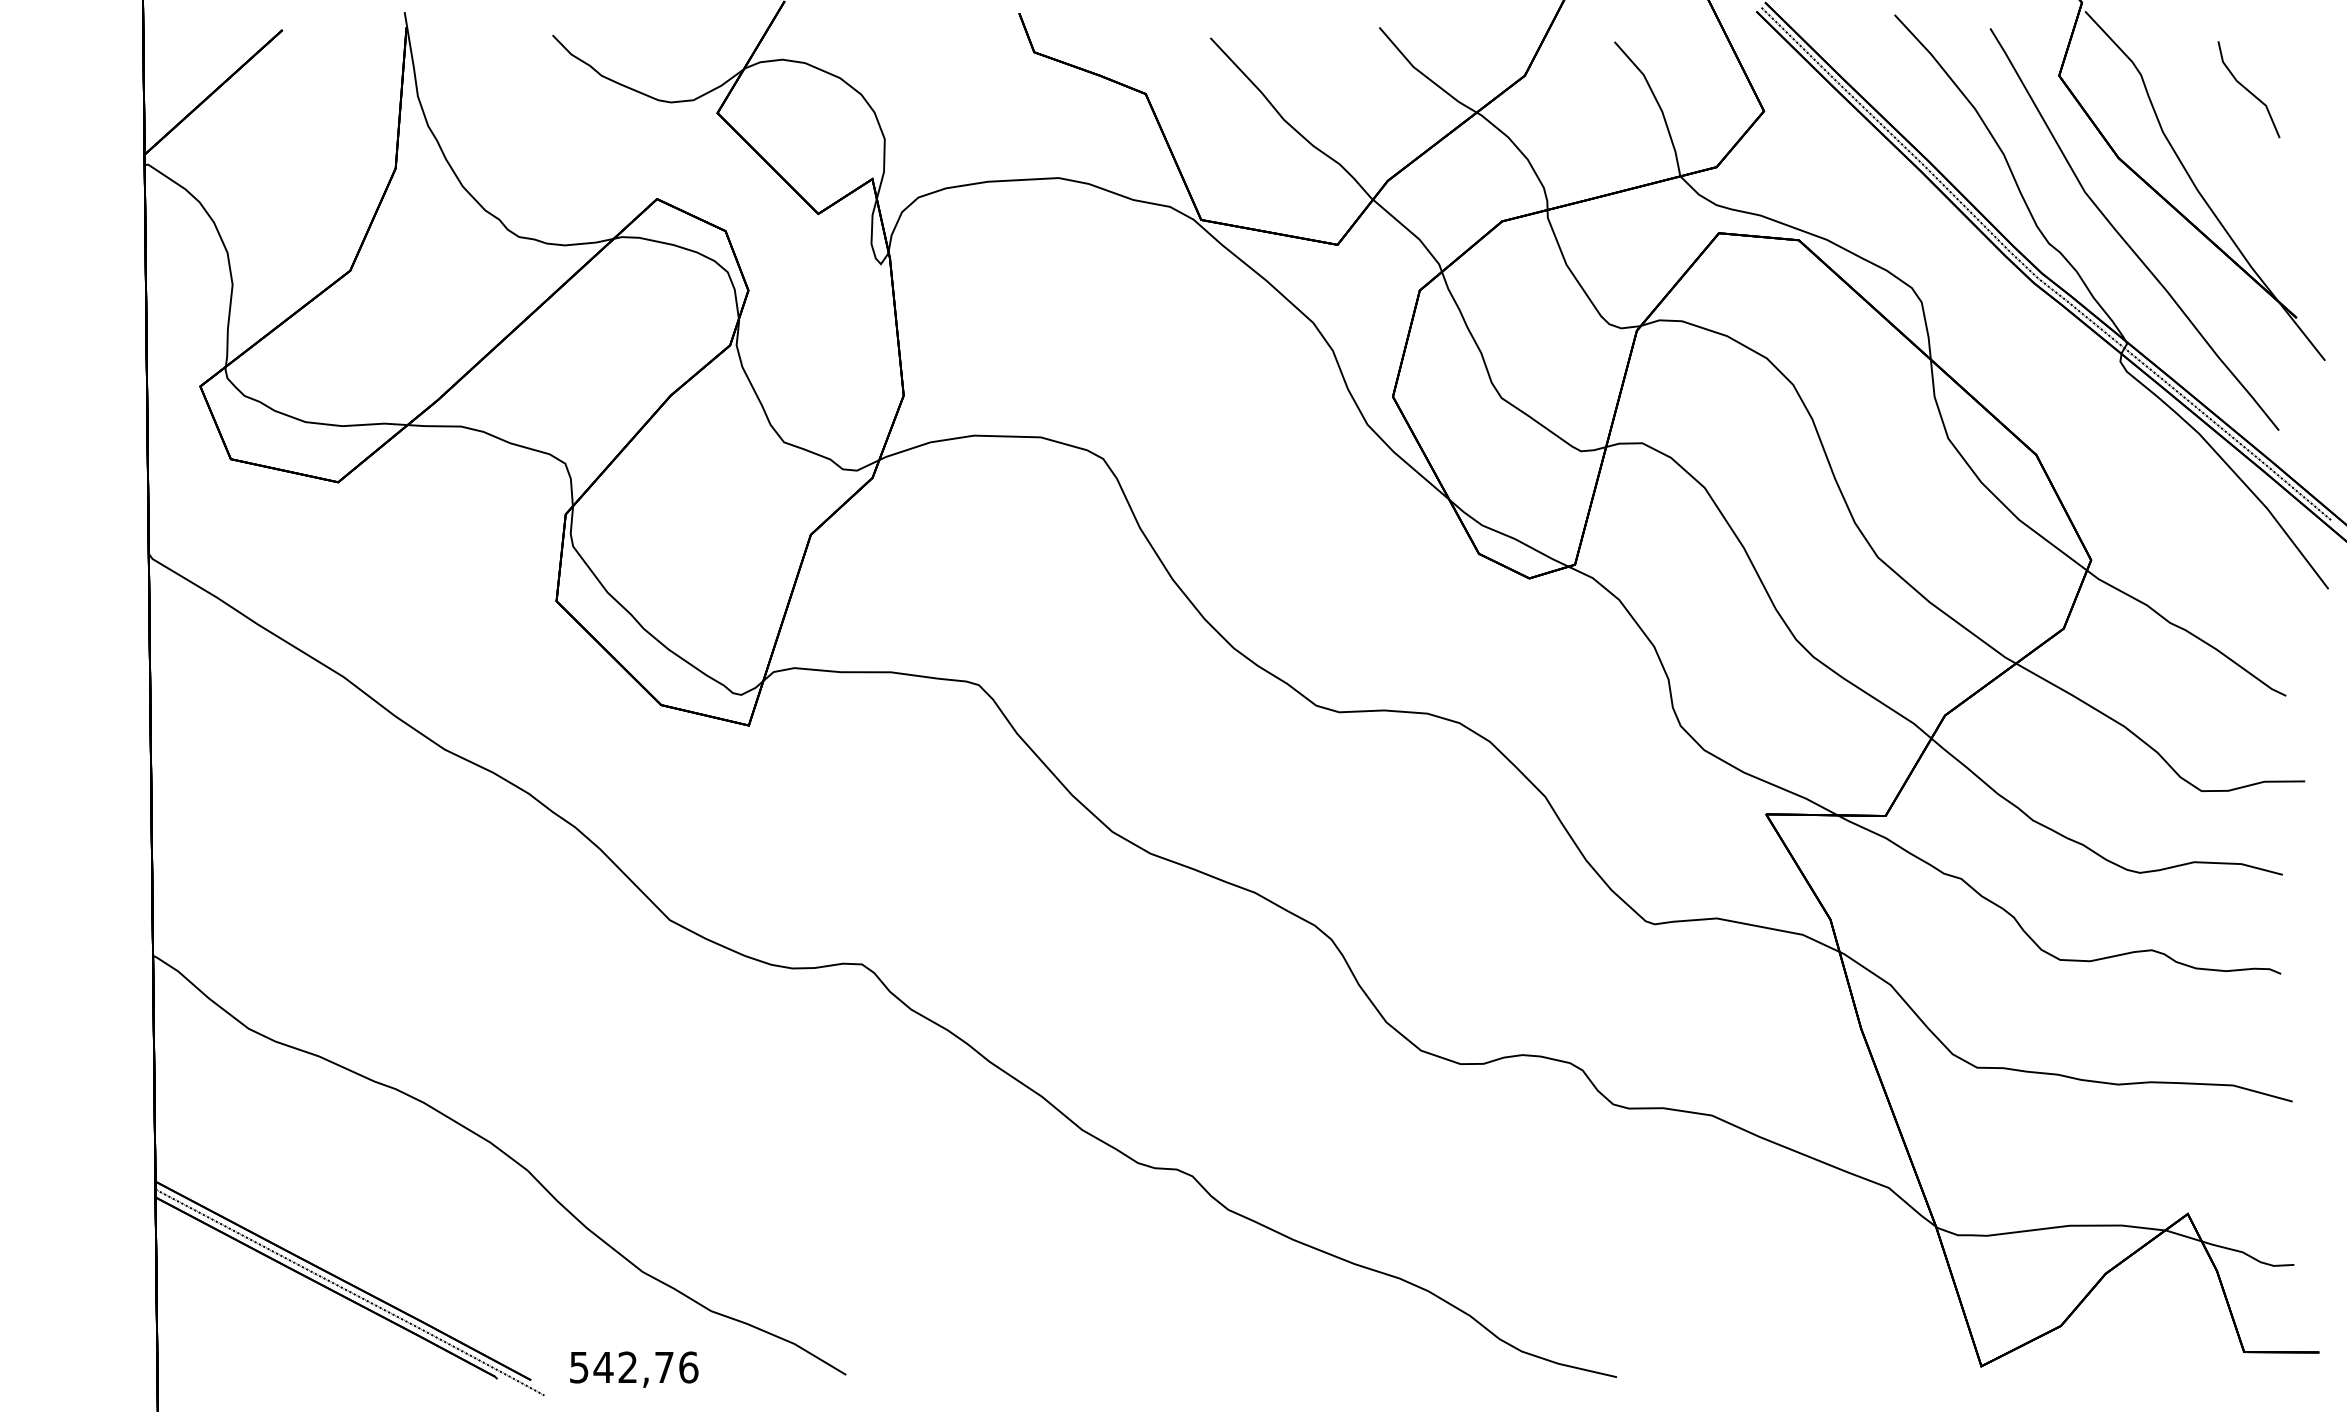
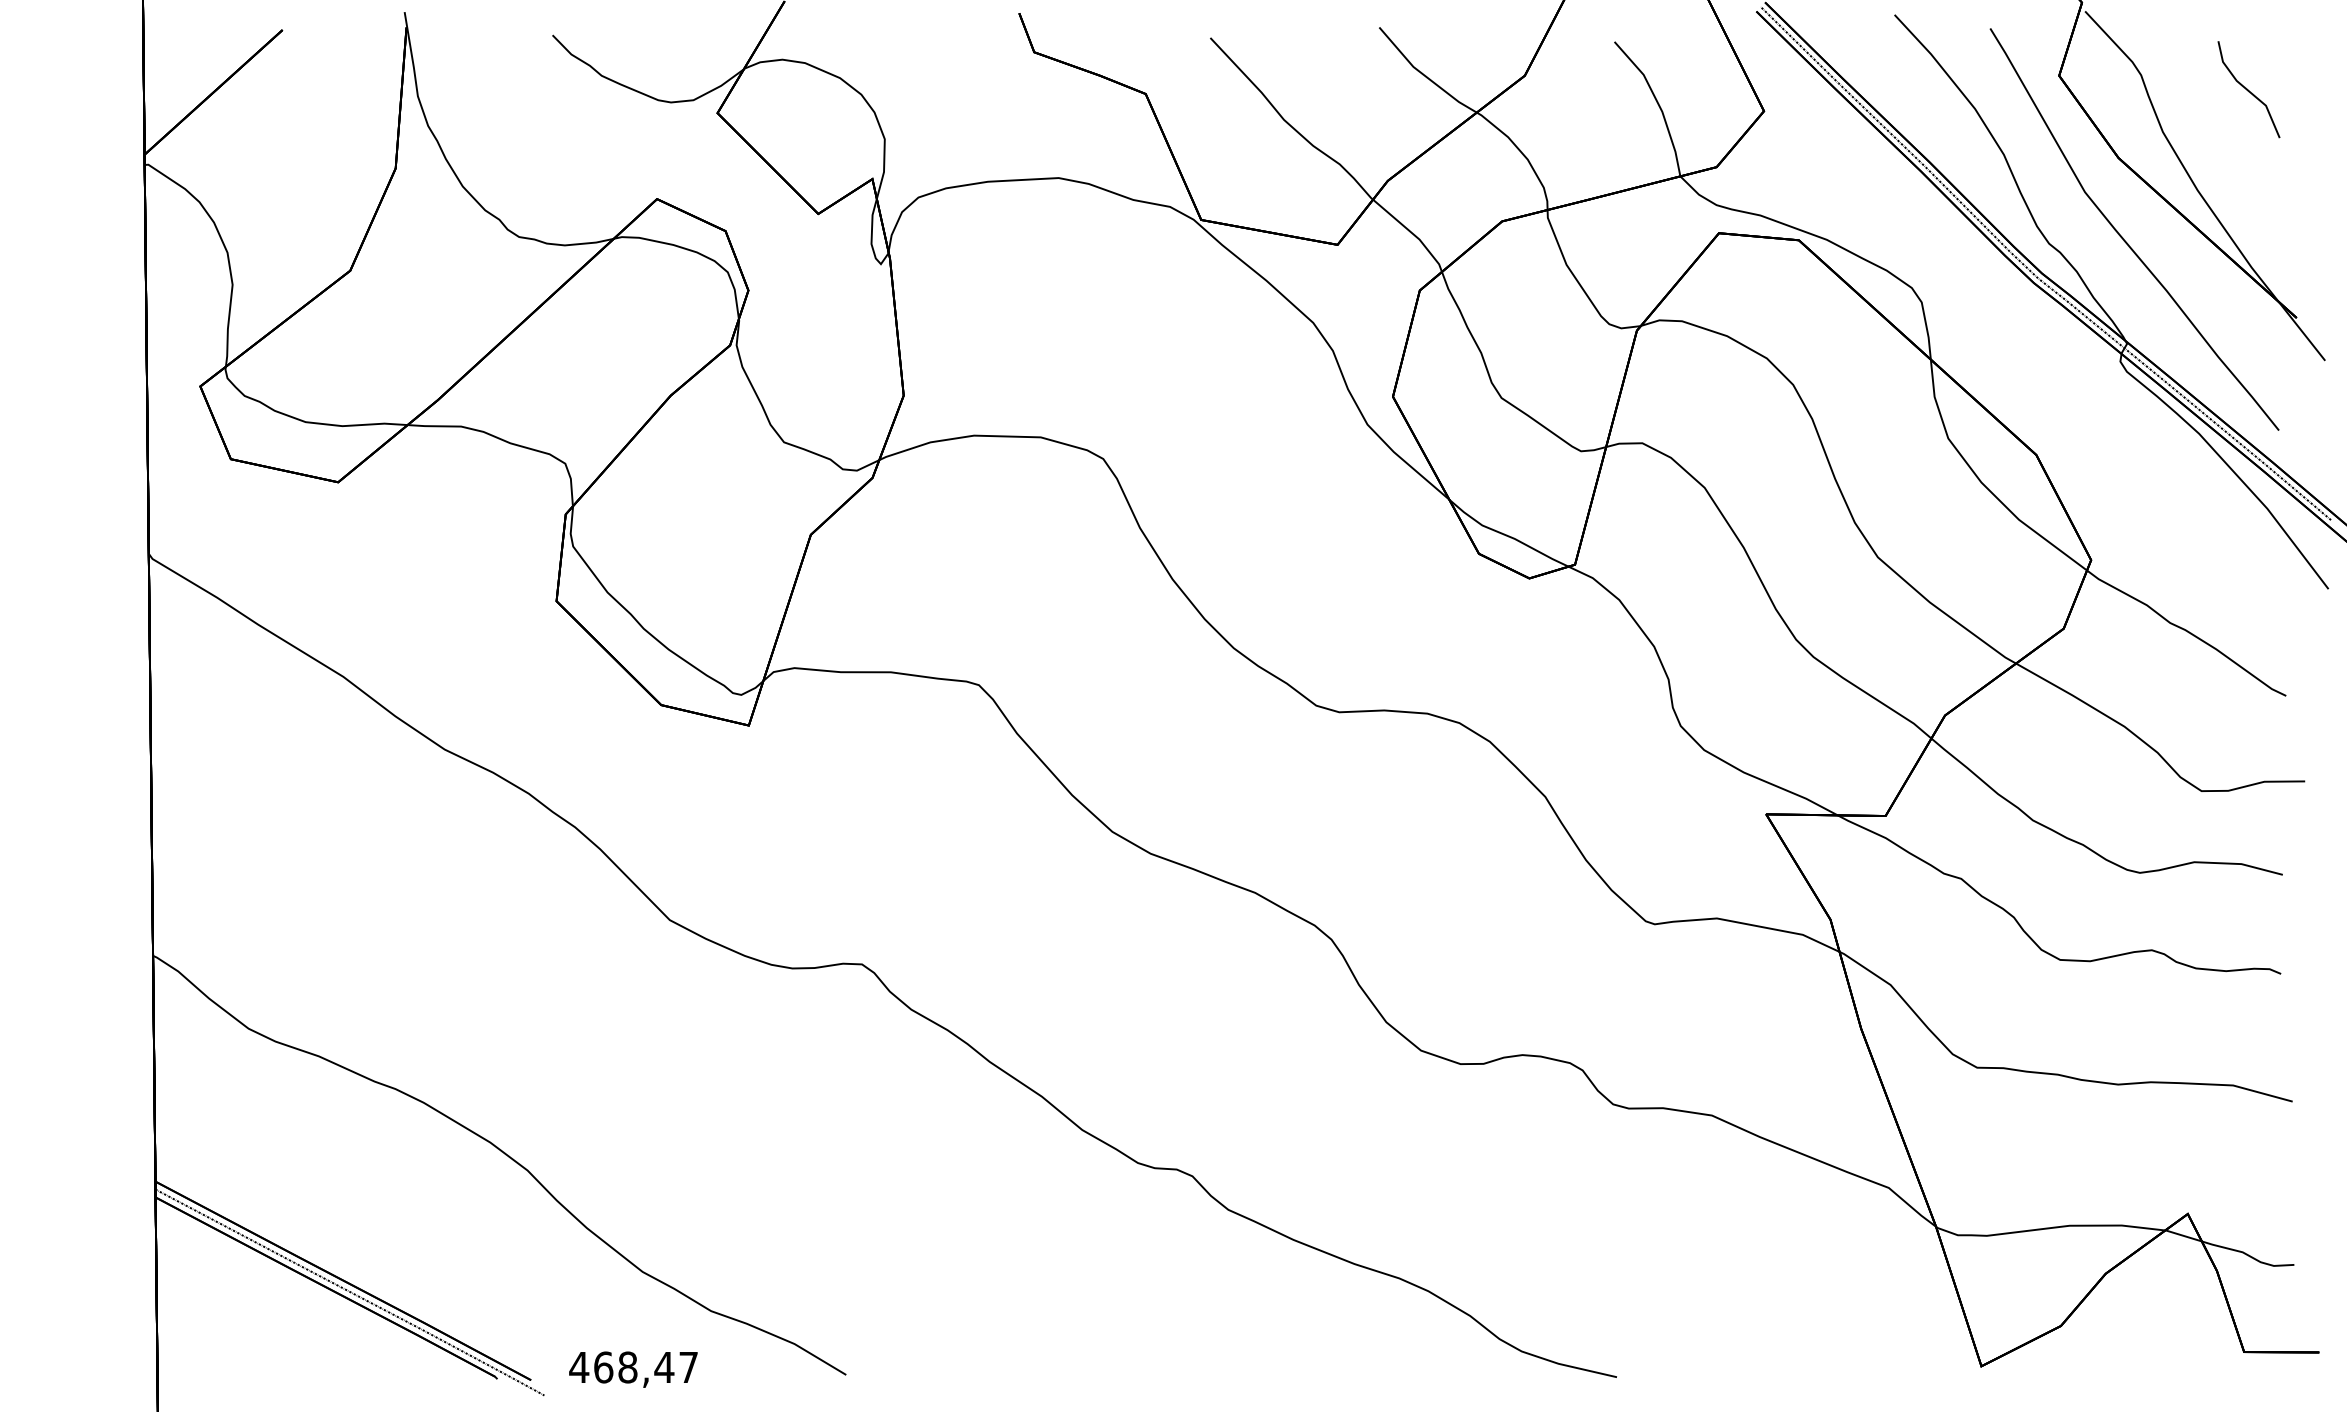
text: 542,76 -> 468,47 (633, 1367)
